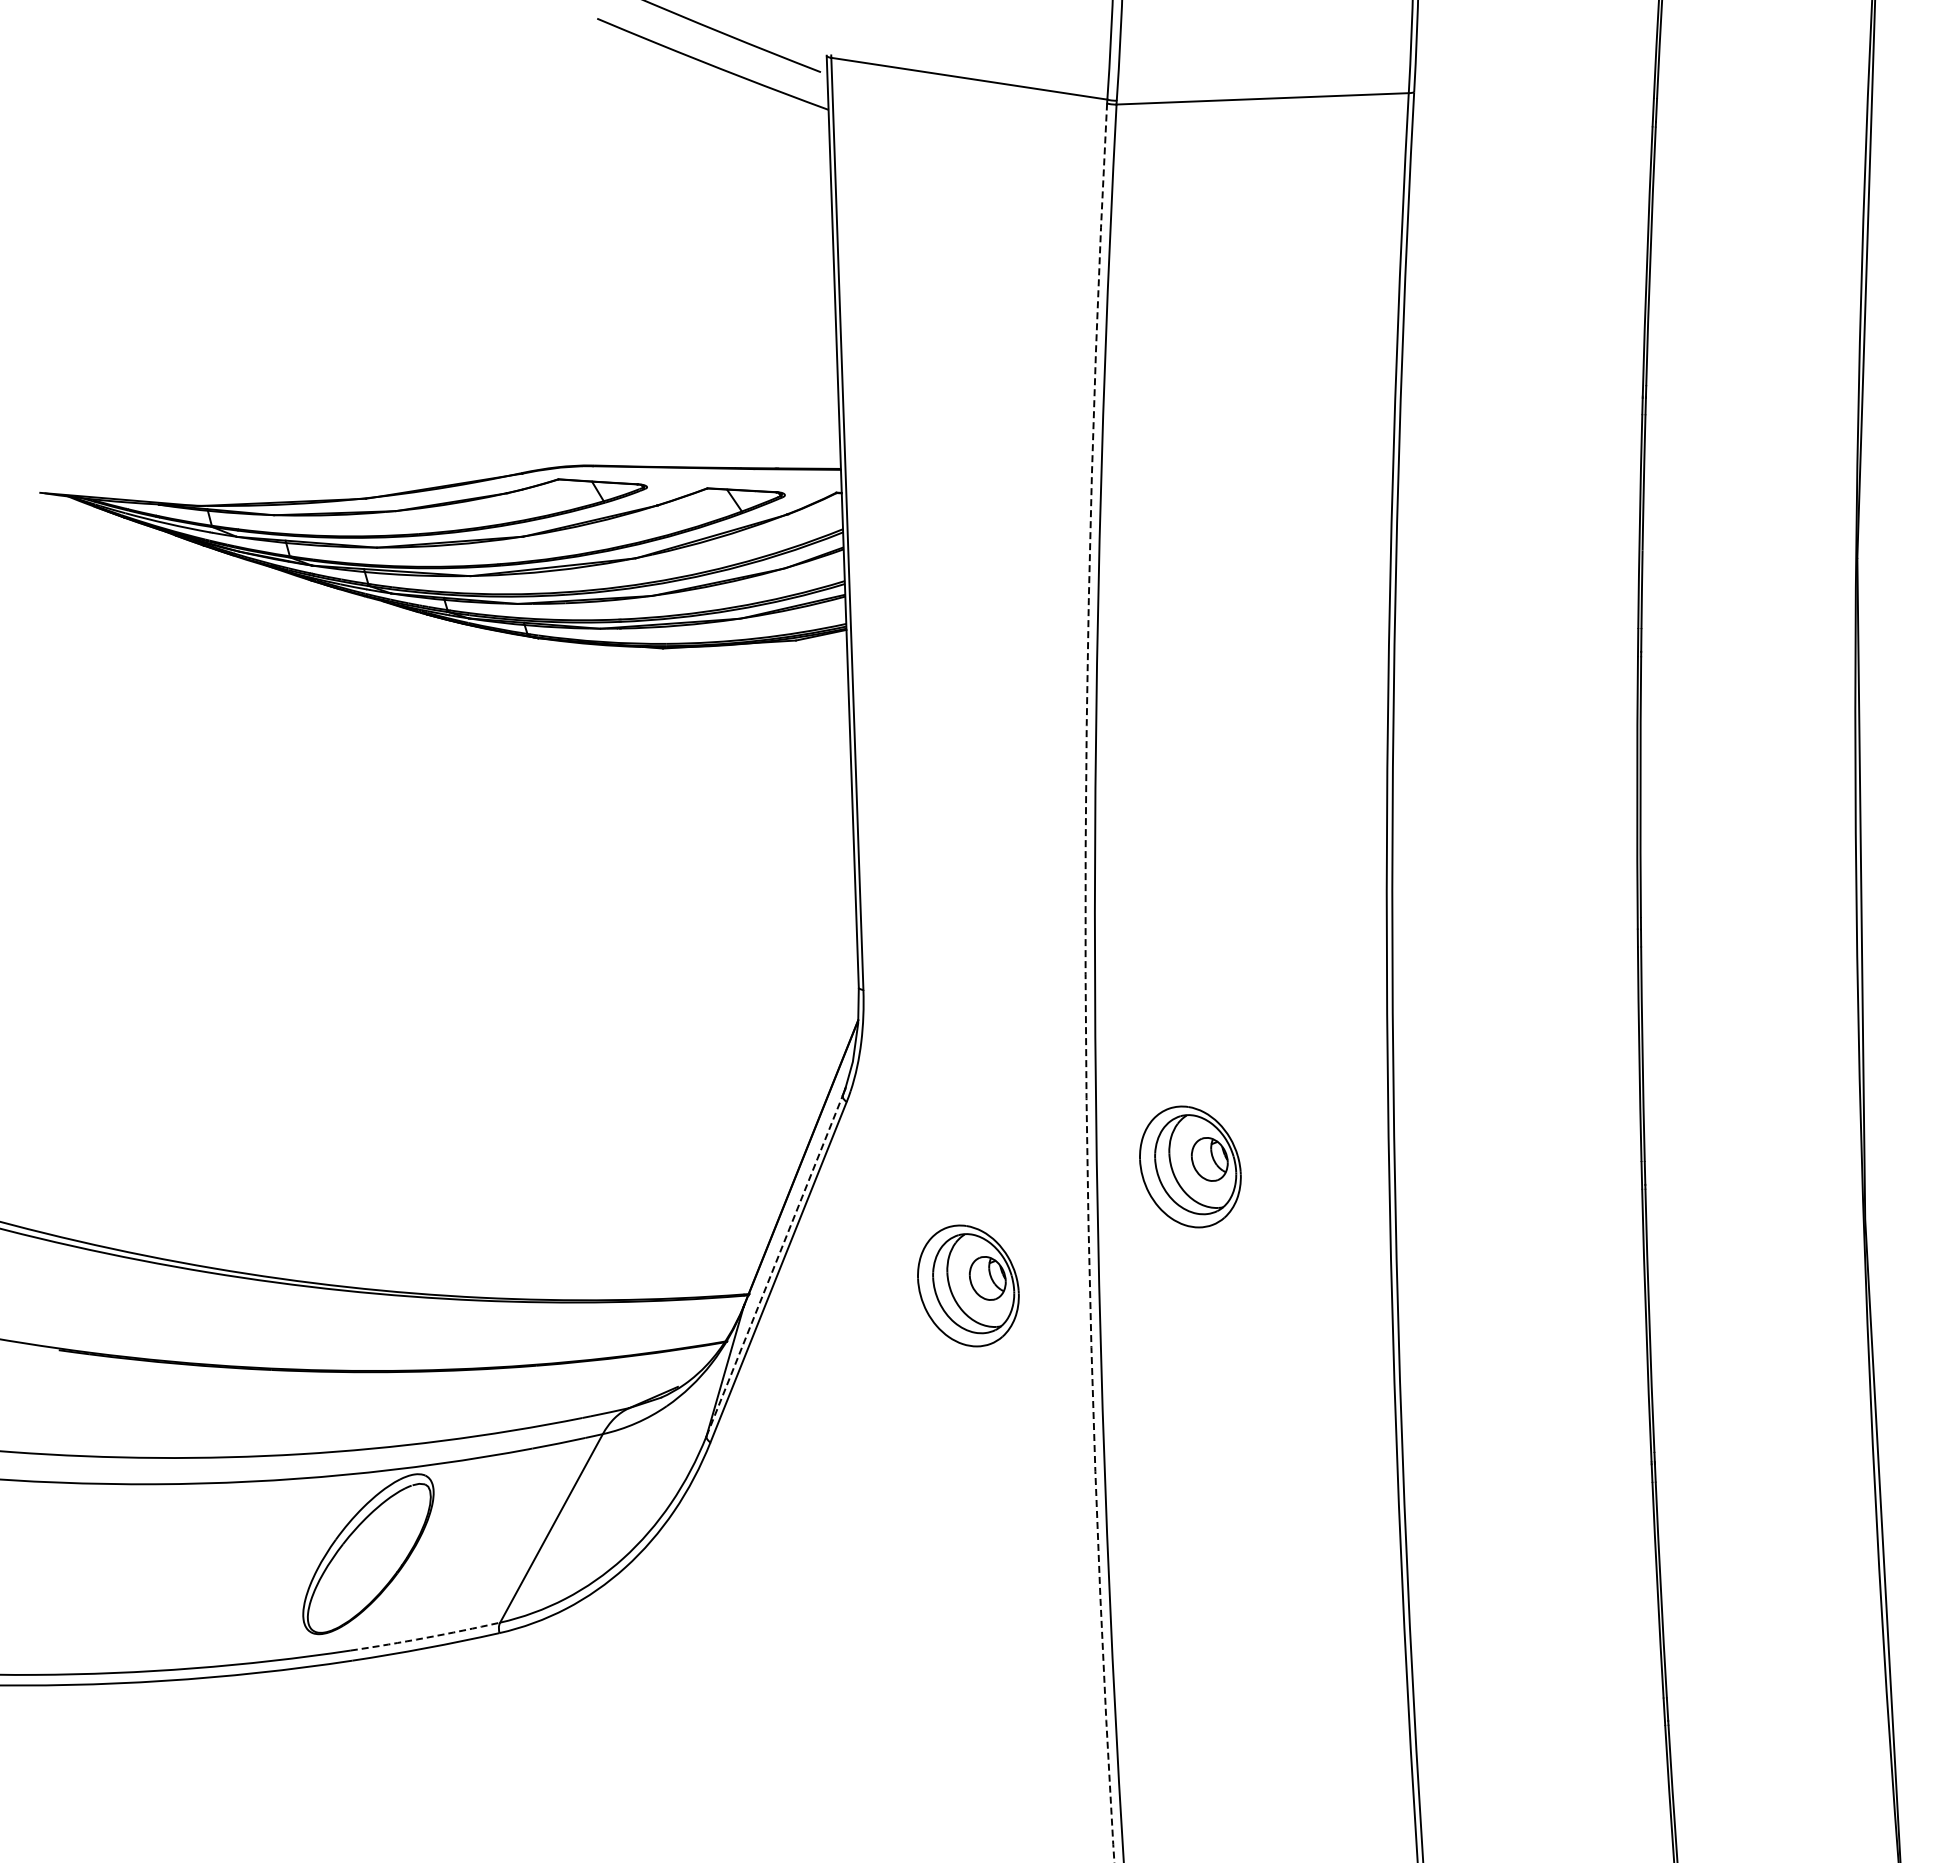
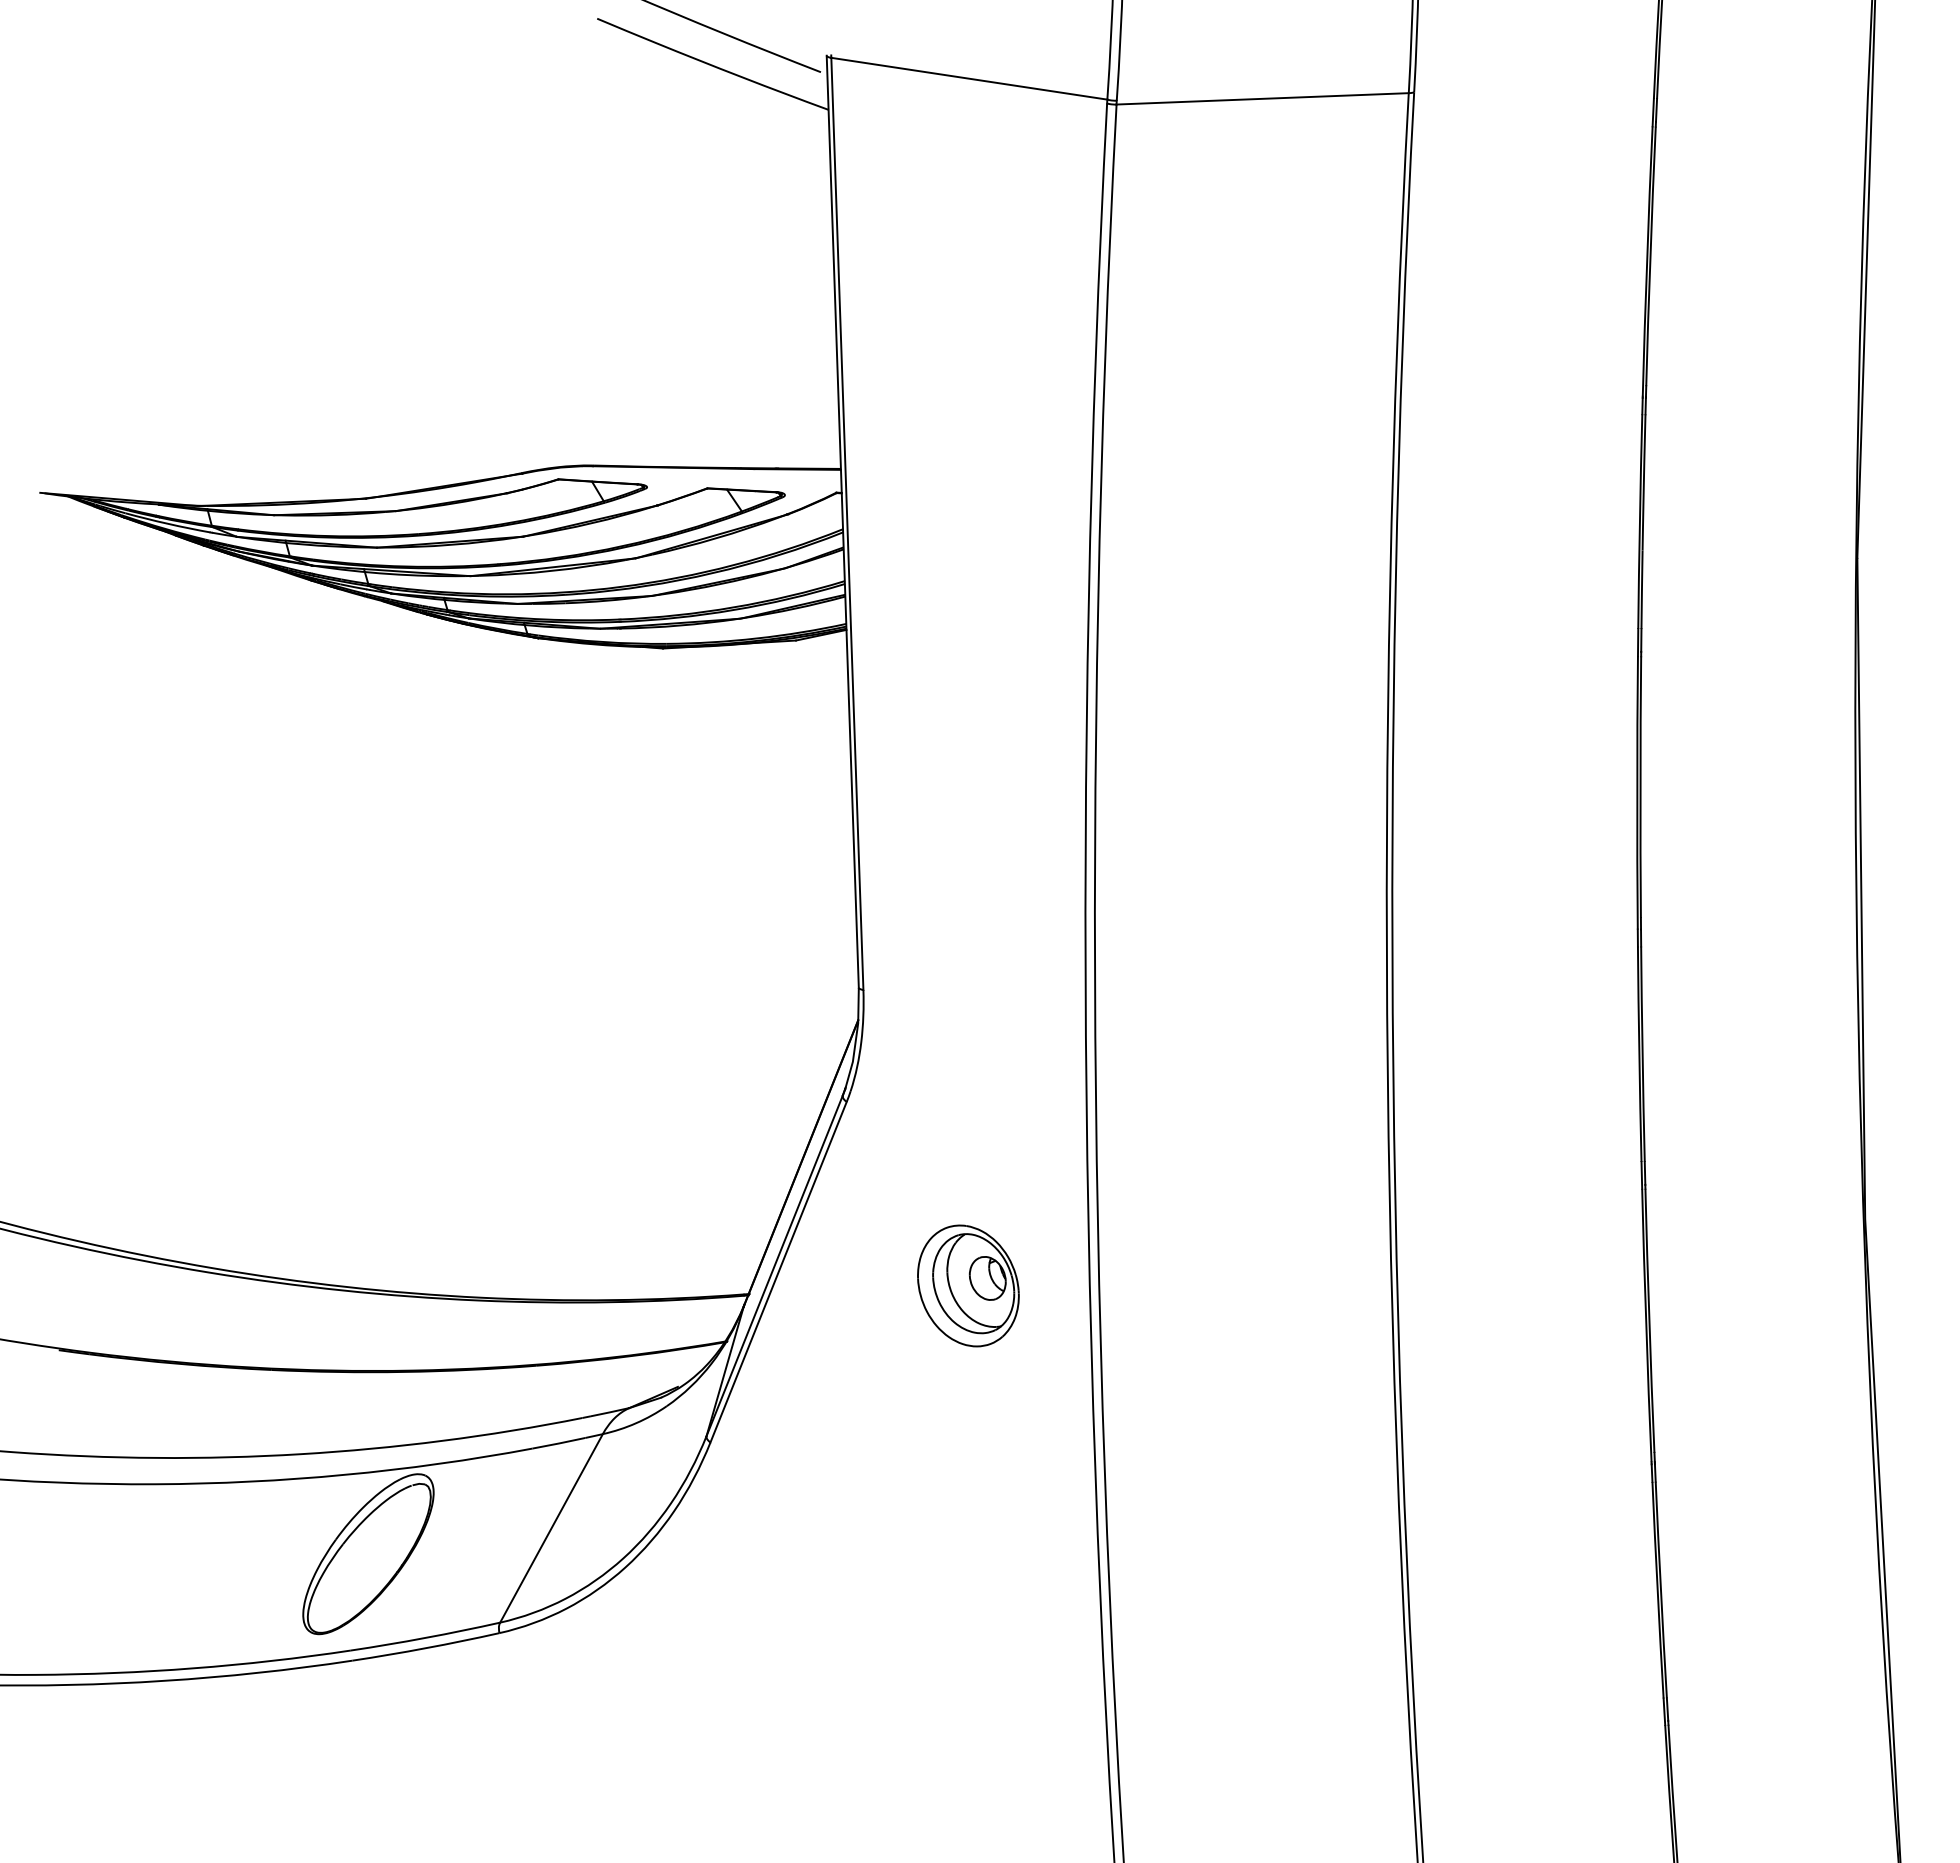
arc: dashed -> solid (1085, 983)
part: present -> none (1190, 1166)
line: dashed -> solid (774, 1265)
arc: dashed -> solid (425, 1637)
